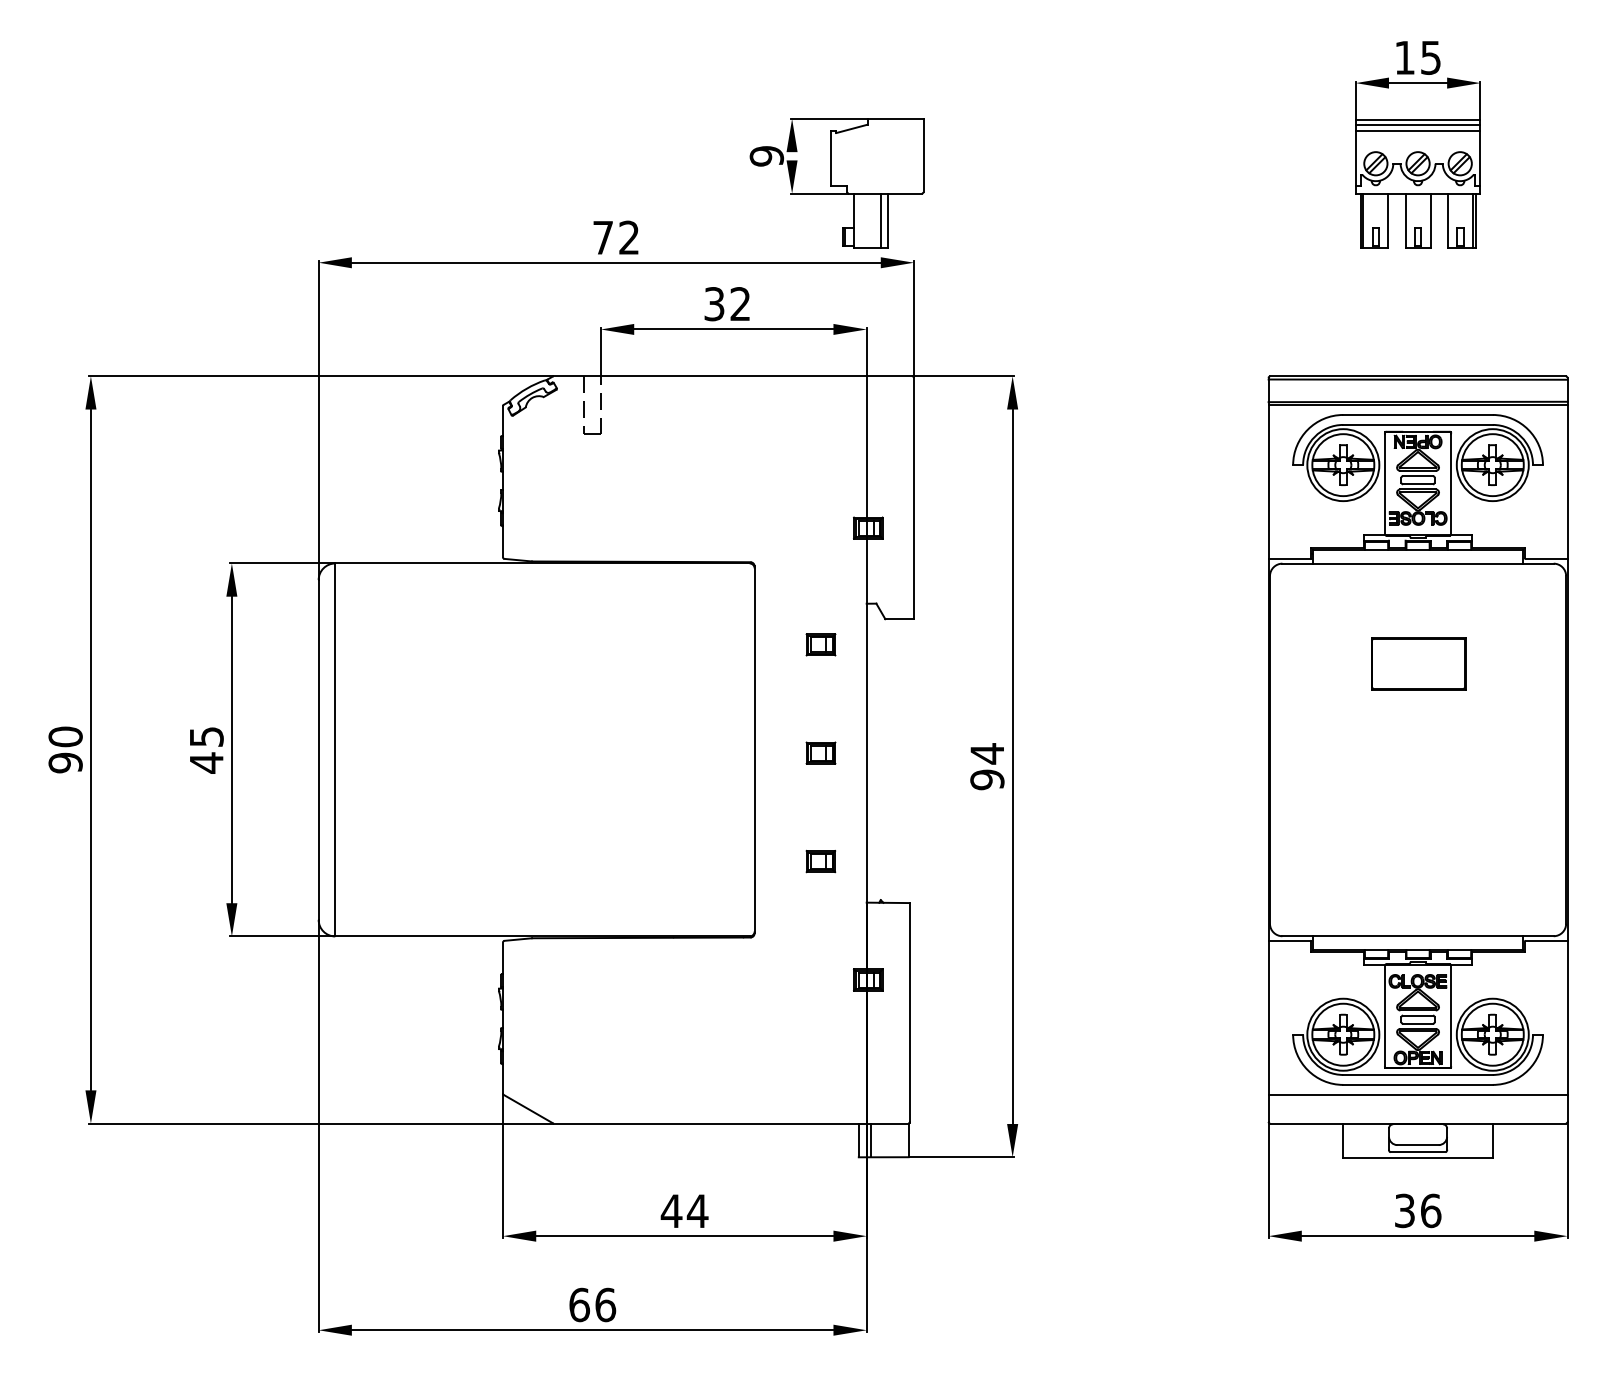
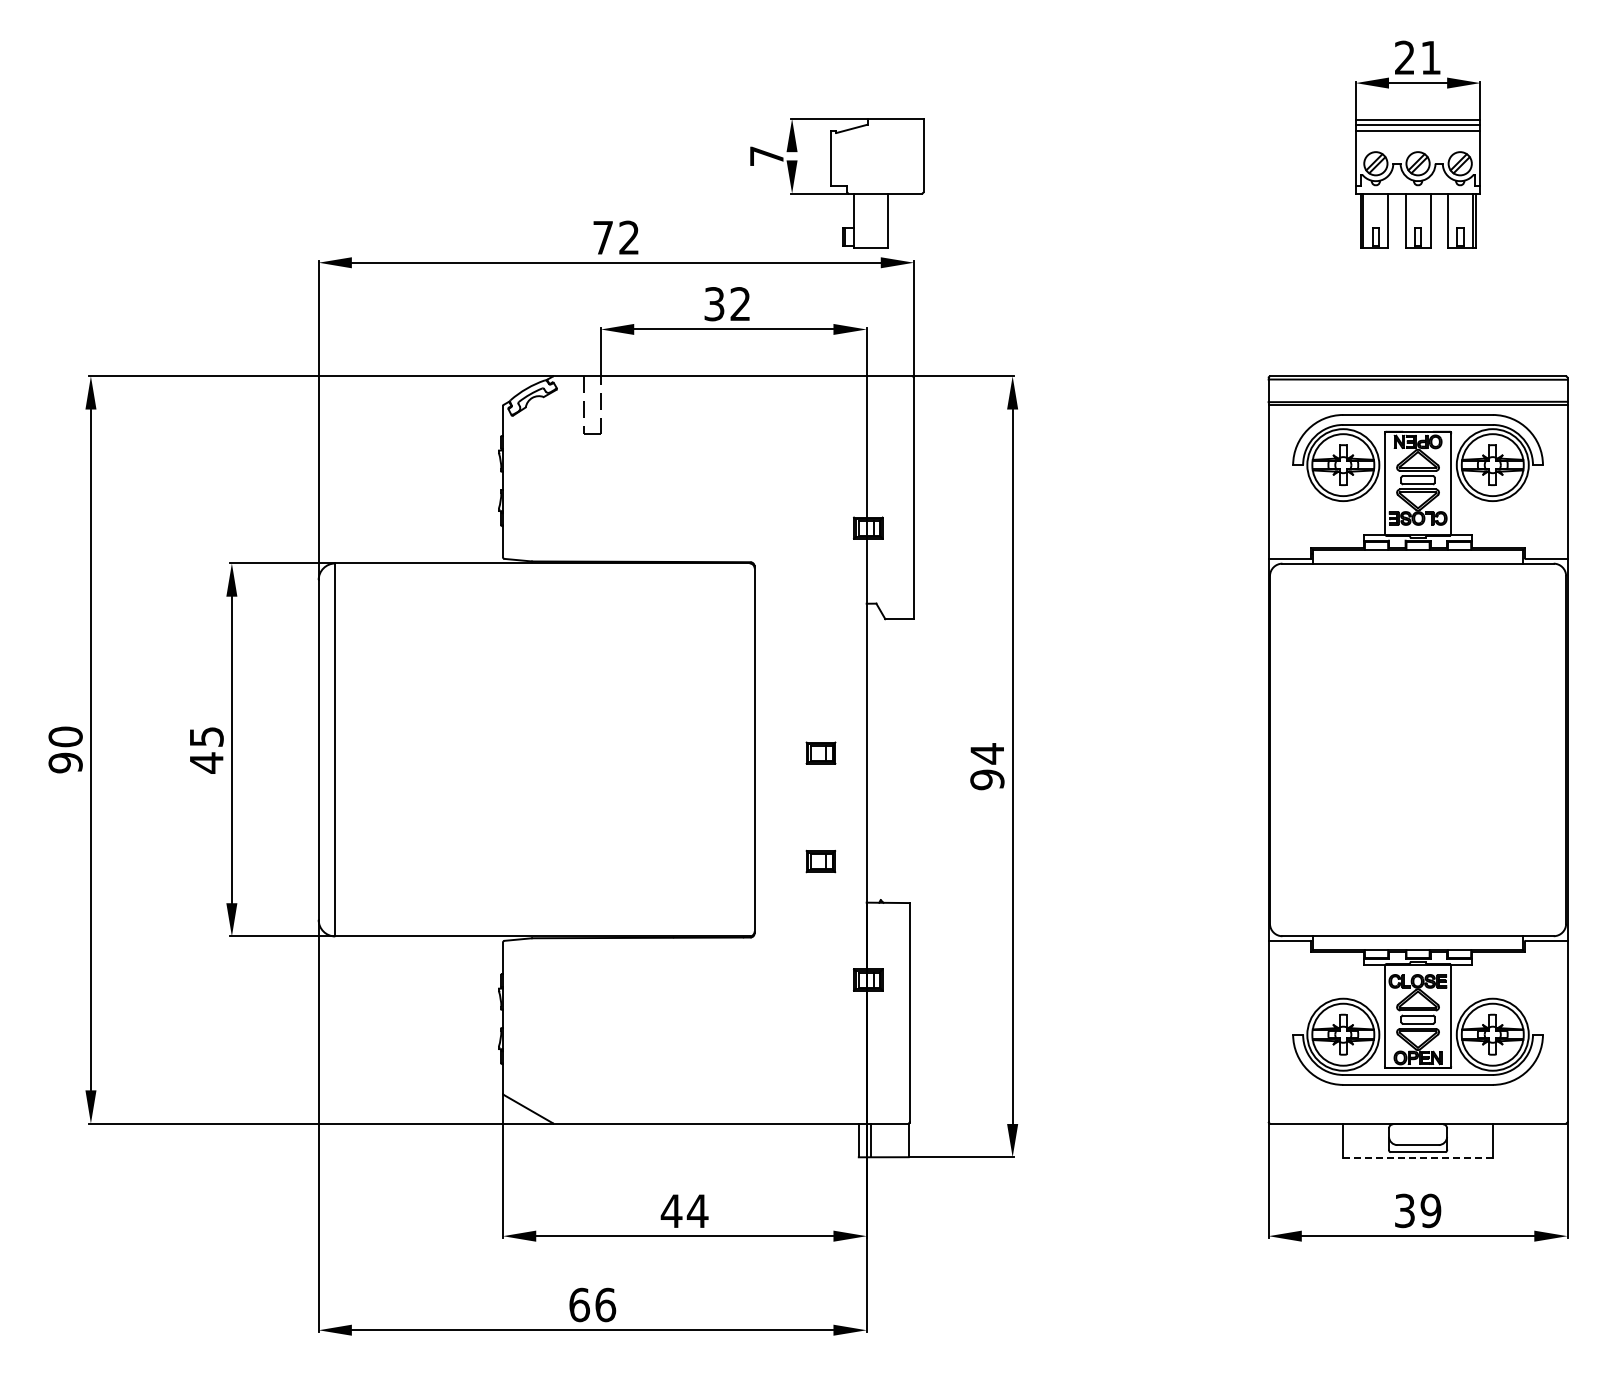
text: 15 -> 21 (1417, 57)
text: 9 -> 7 (766, 156)
line: present -> none (881, 220)
part: present -> none (820, 644)
part: present -> none (1418, 663)
line: present -> none (1417, 1094)
line: solid -> dashed (1418, 1157)
text: 36 -> 39 (1430, 1210)
